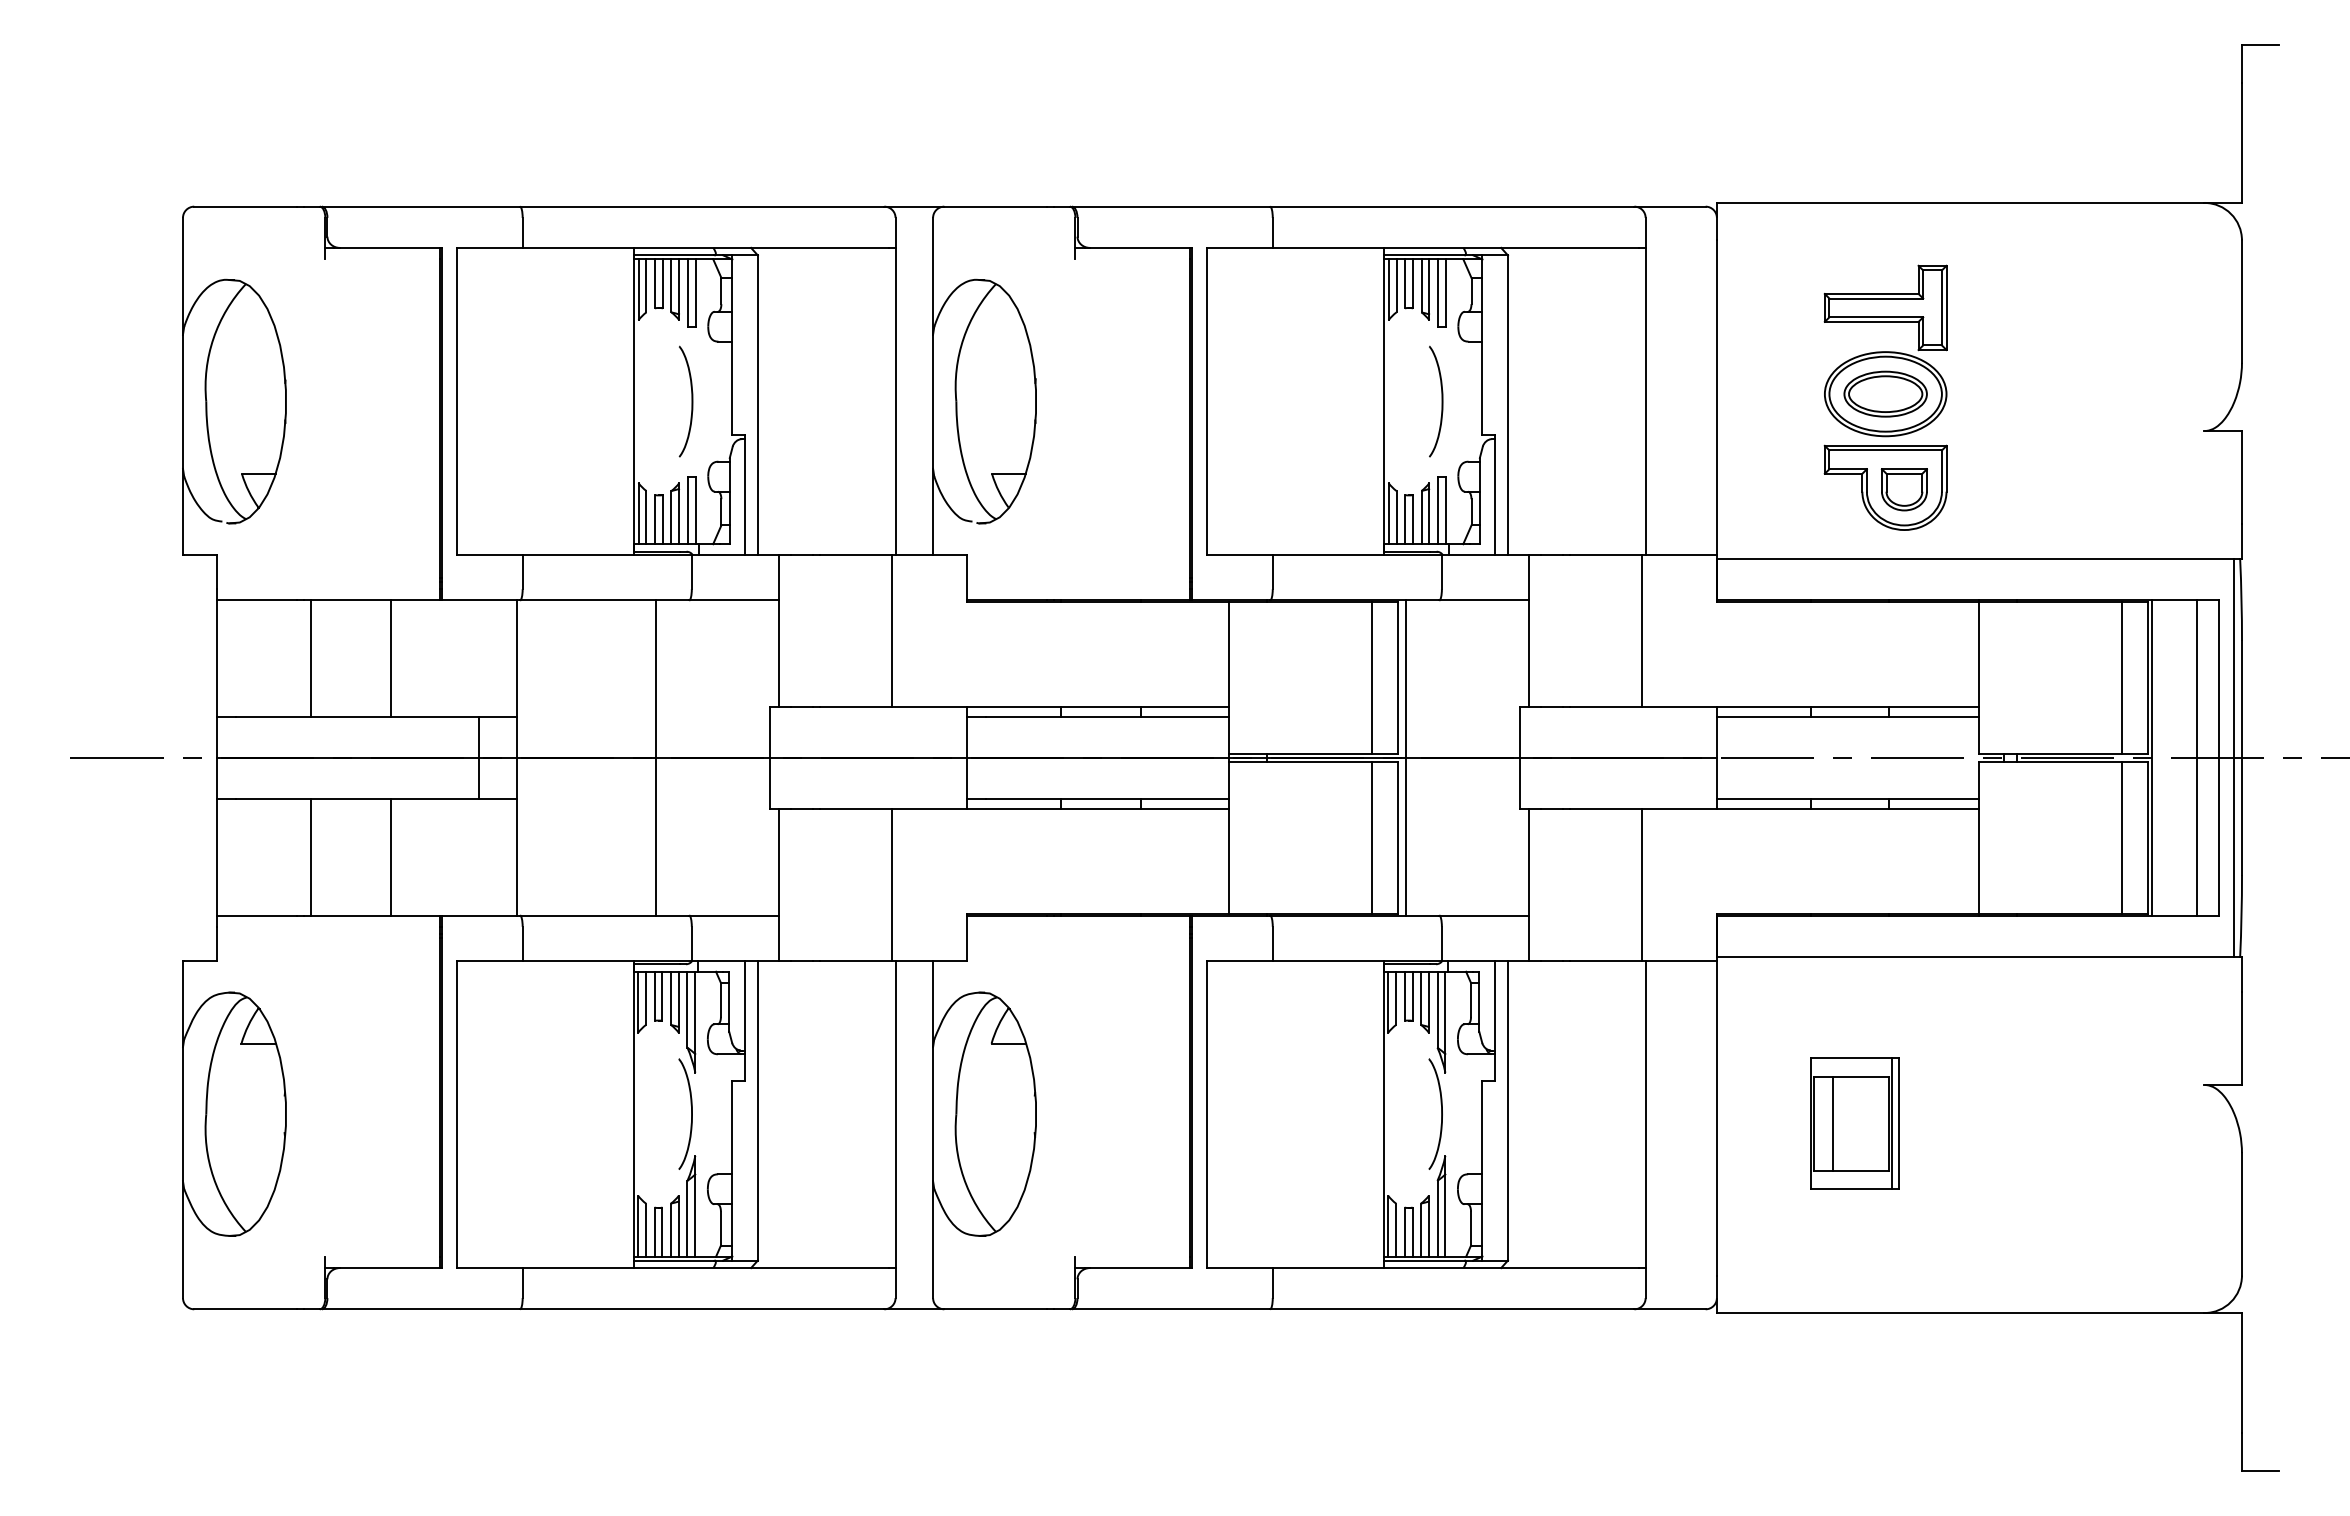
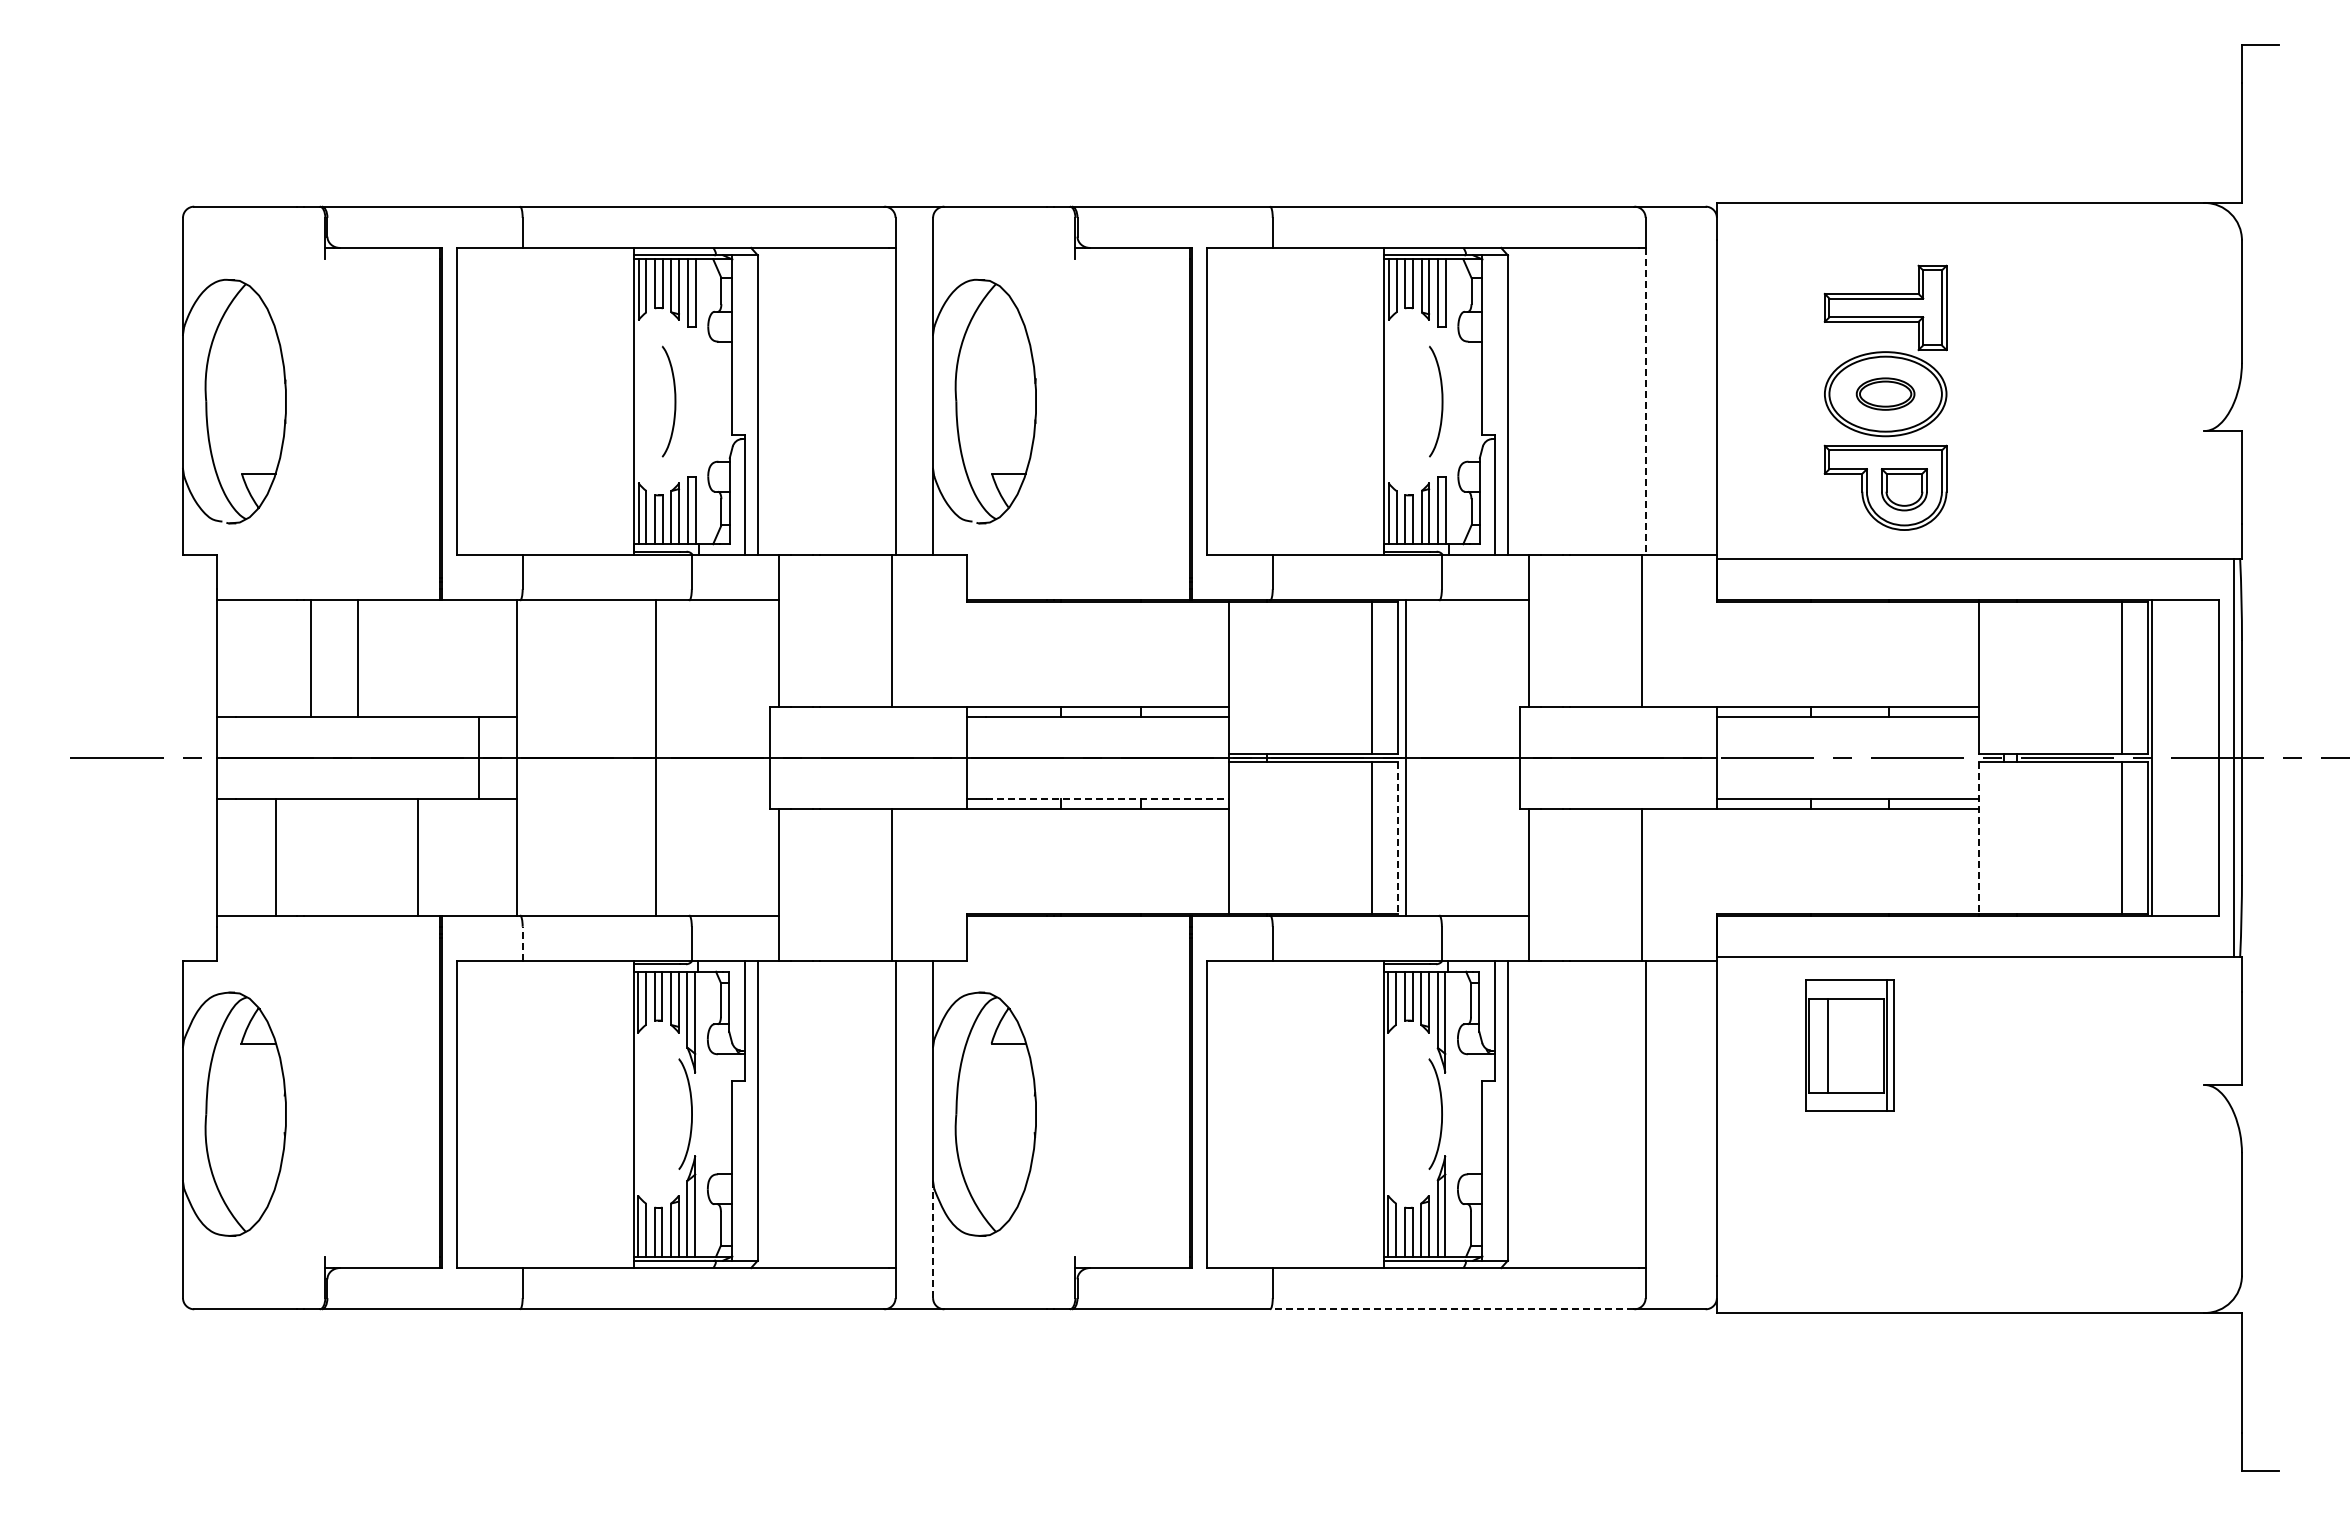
part size: 85x48 px -> 61x34 px (1885, 393)
curve position: (691, 401) -> (674, 401) (674, 401)
line: solid -> dashed (1645, 401)
line position: (390, 658) -> (357, 658) (357, 658)
line: present -> none (2196, 757)
line: solid -> dashed (1107, 799)
line: solid -> dashed (1398, 837)
line: solid -> dashed (1979, 837)
line position: (310, 857) -> (275, 857) (275, 857)
line position: (390, 857) -> (417, 857) (417, 857)
line: solid -> dashed (522, 943)
part position: (1854, 1123) -> (1849, 1045) (1849, 1045)
line: solid -> dashed (933, 1239)
line: solid -> dashed (1451, 1309)
